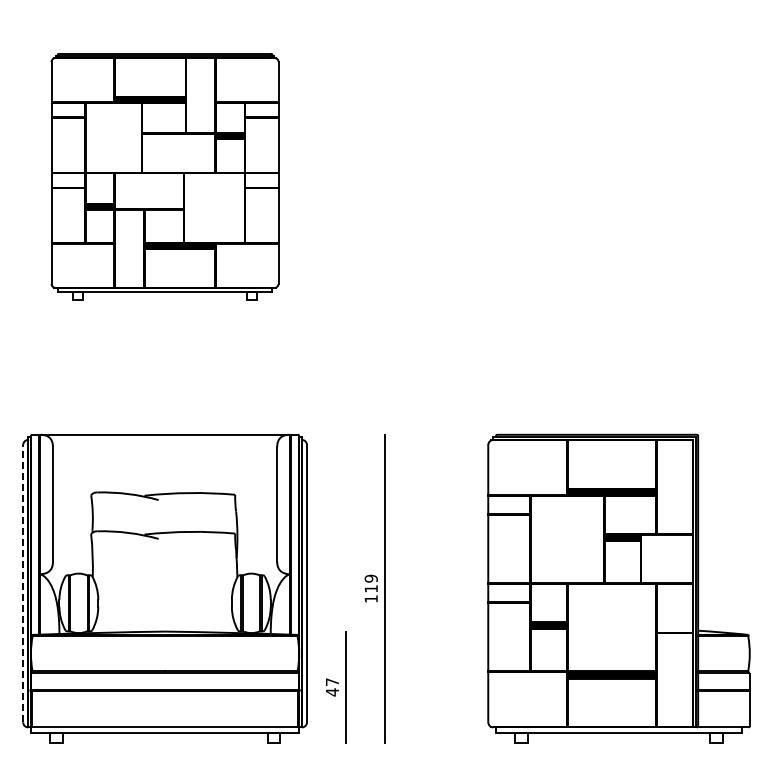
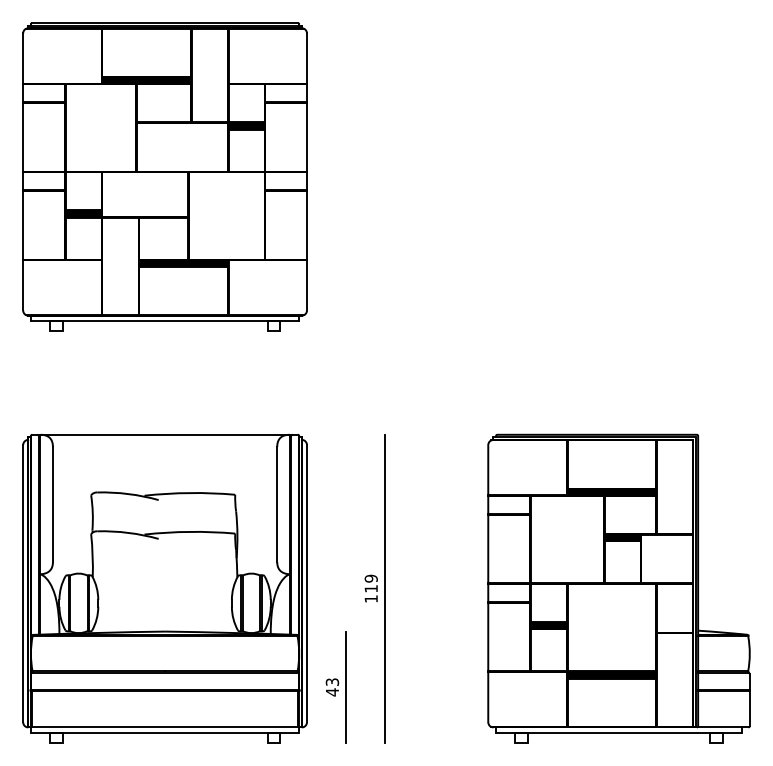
part size: 230x248 px -> 286x310 px (164, 176)
line: dashed -> solid (23, 583)
text: 47 -> 43 (332, 681)
